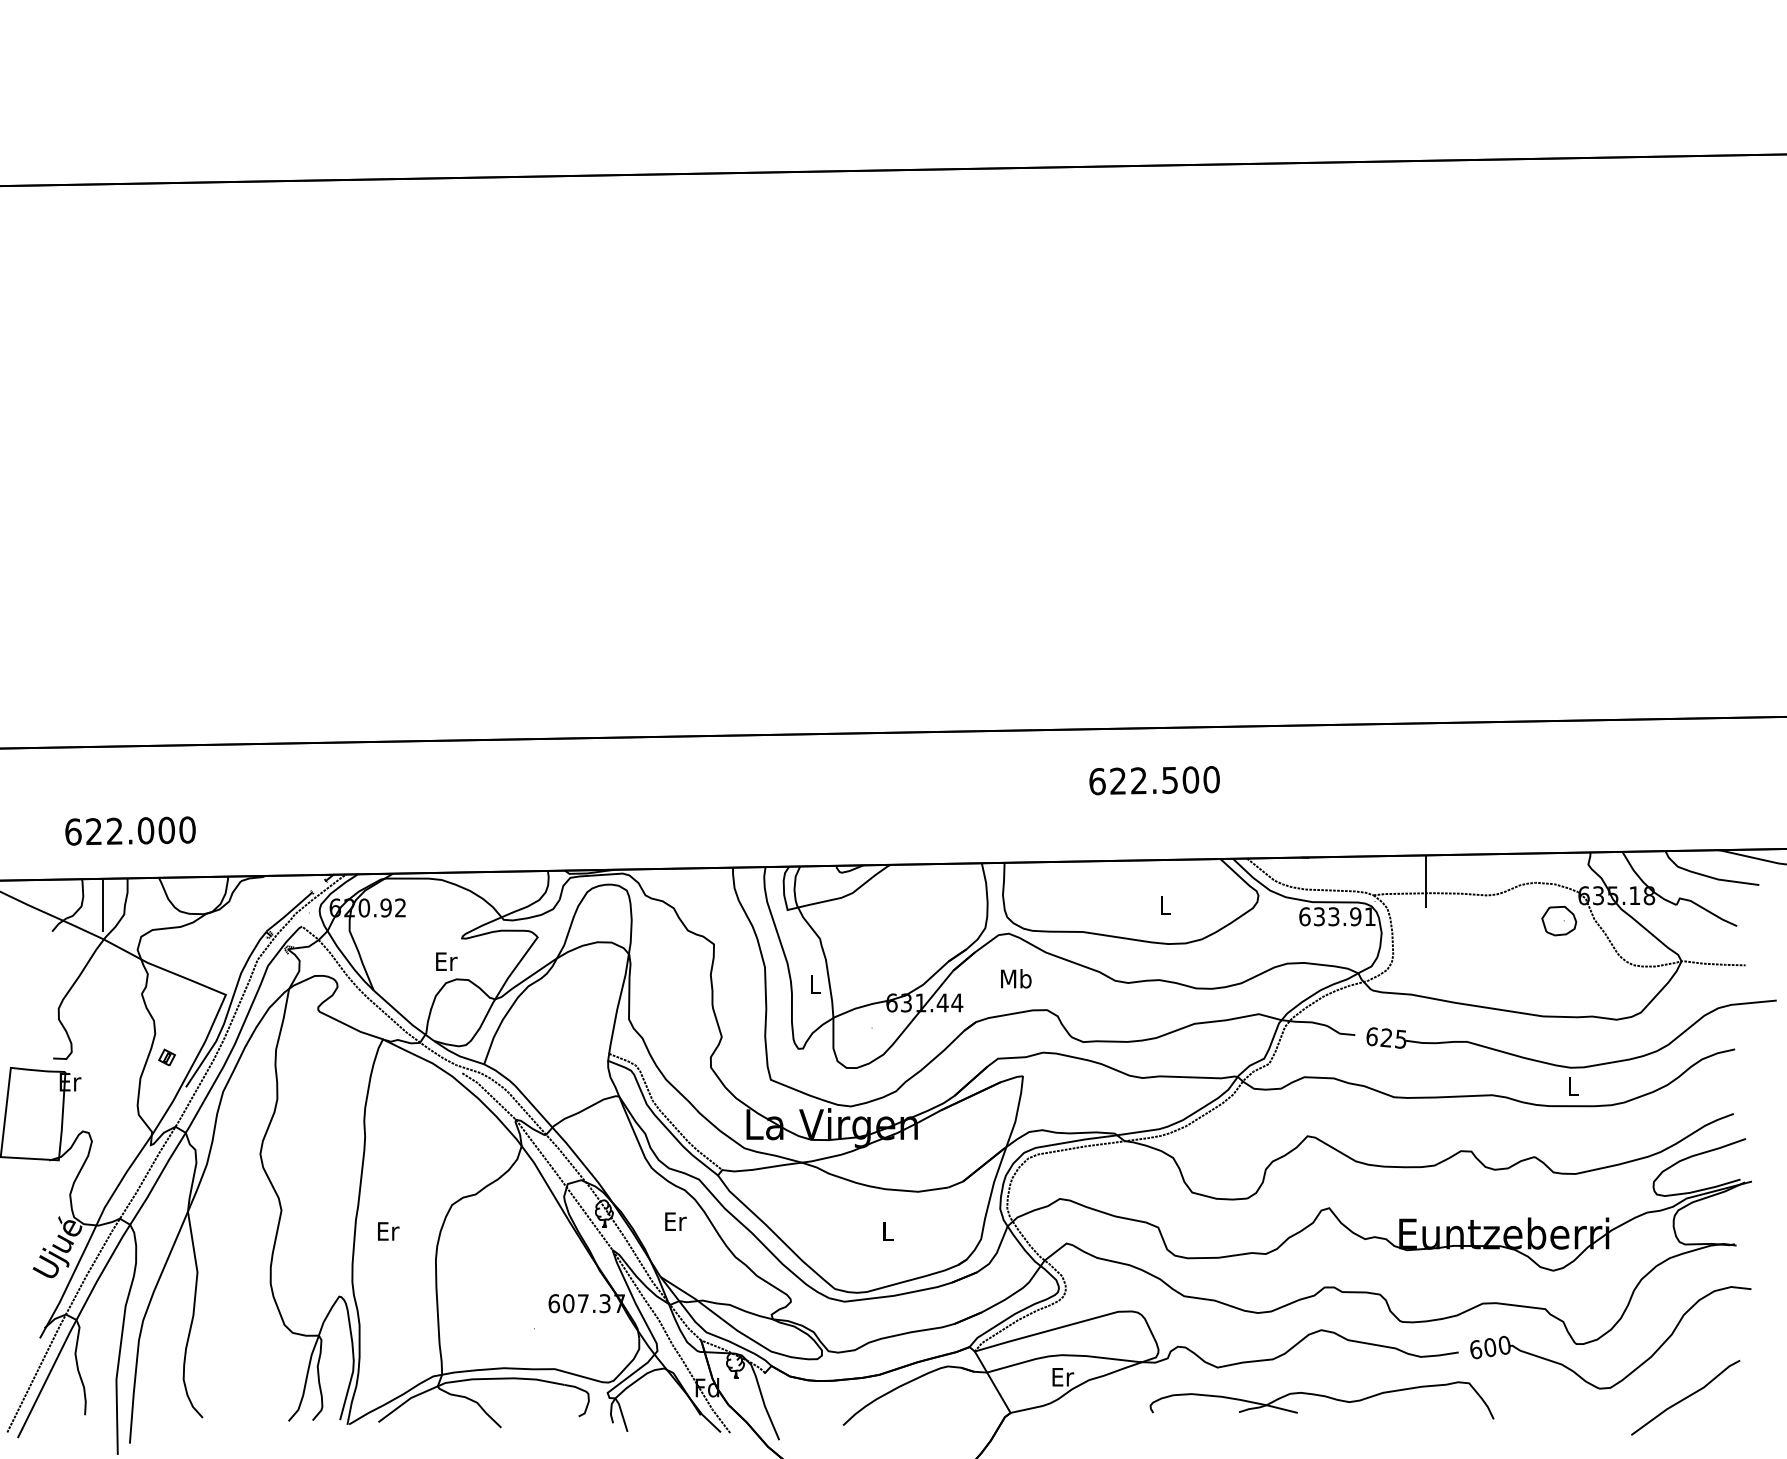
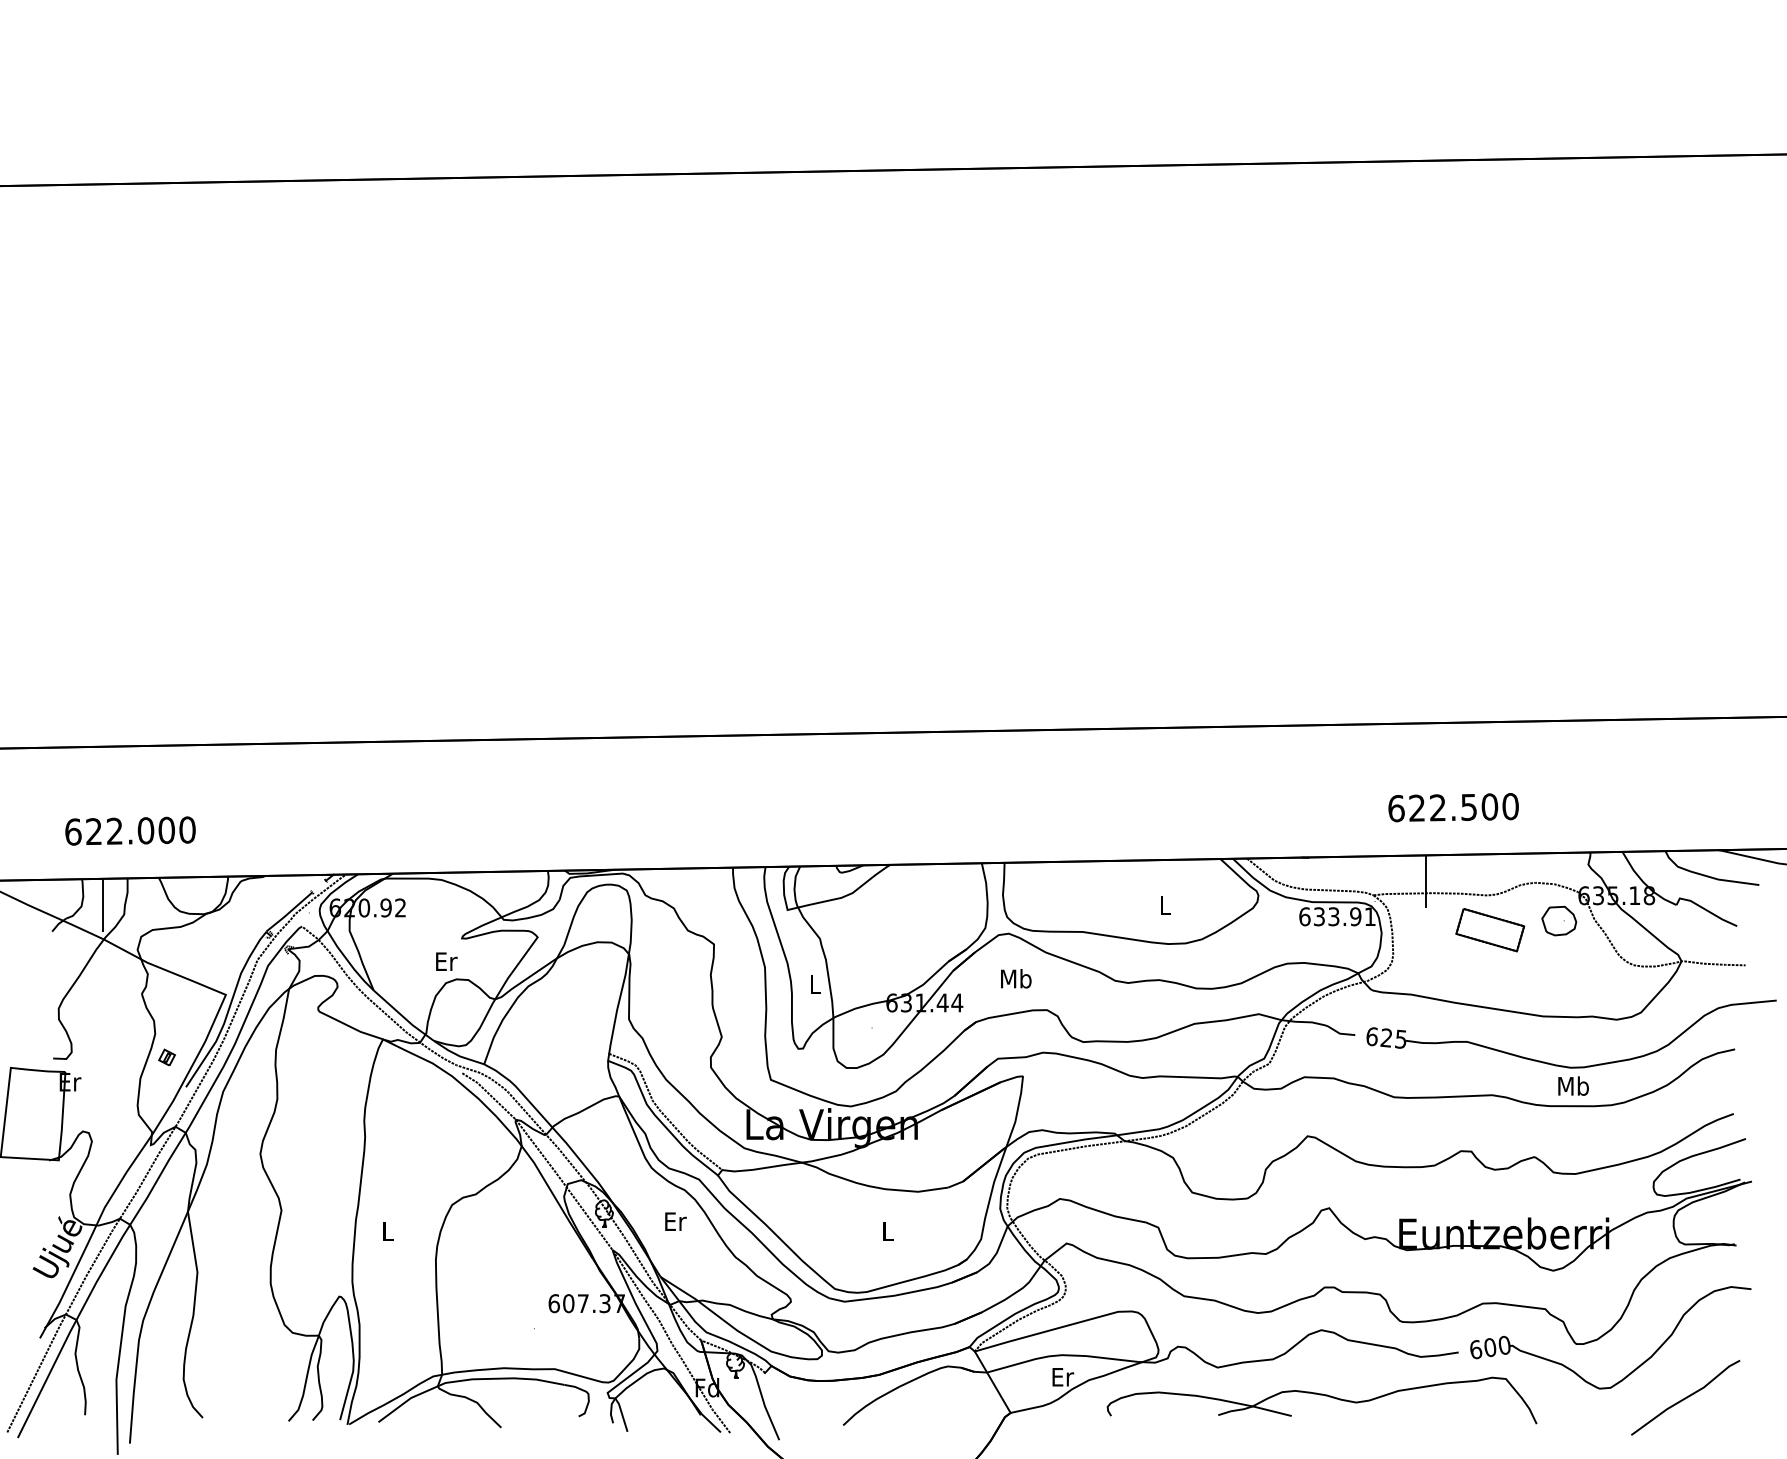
text position: (1154, 780) -> (1453, 807) (1453, 807)
part: none -> present (1490, 930)
text: L -> Mb (1573, 1085)
text: Er -> L (388, 1231)
part size: 346x39 px -> 432x49 px (1321, 1400)
